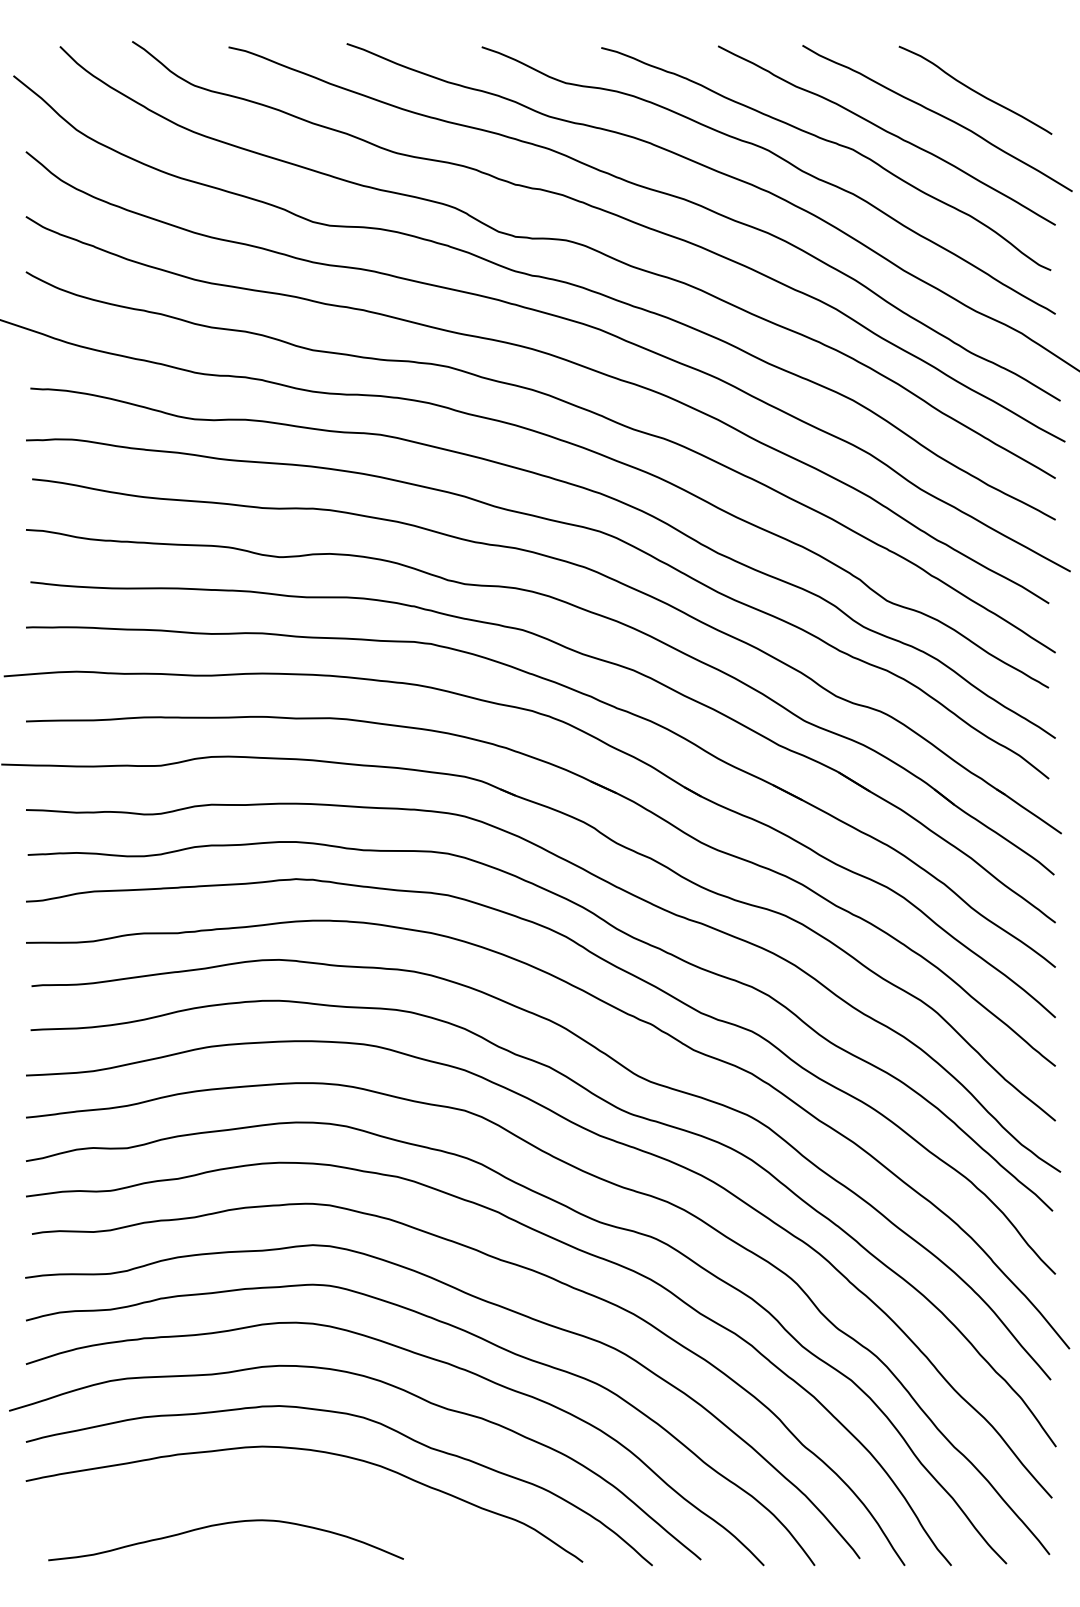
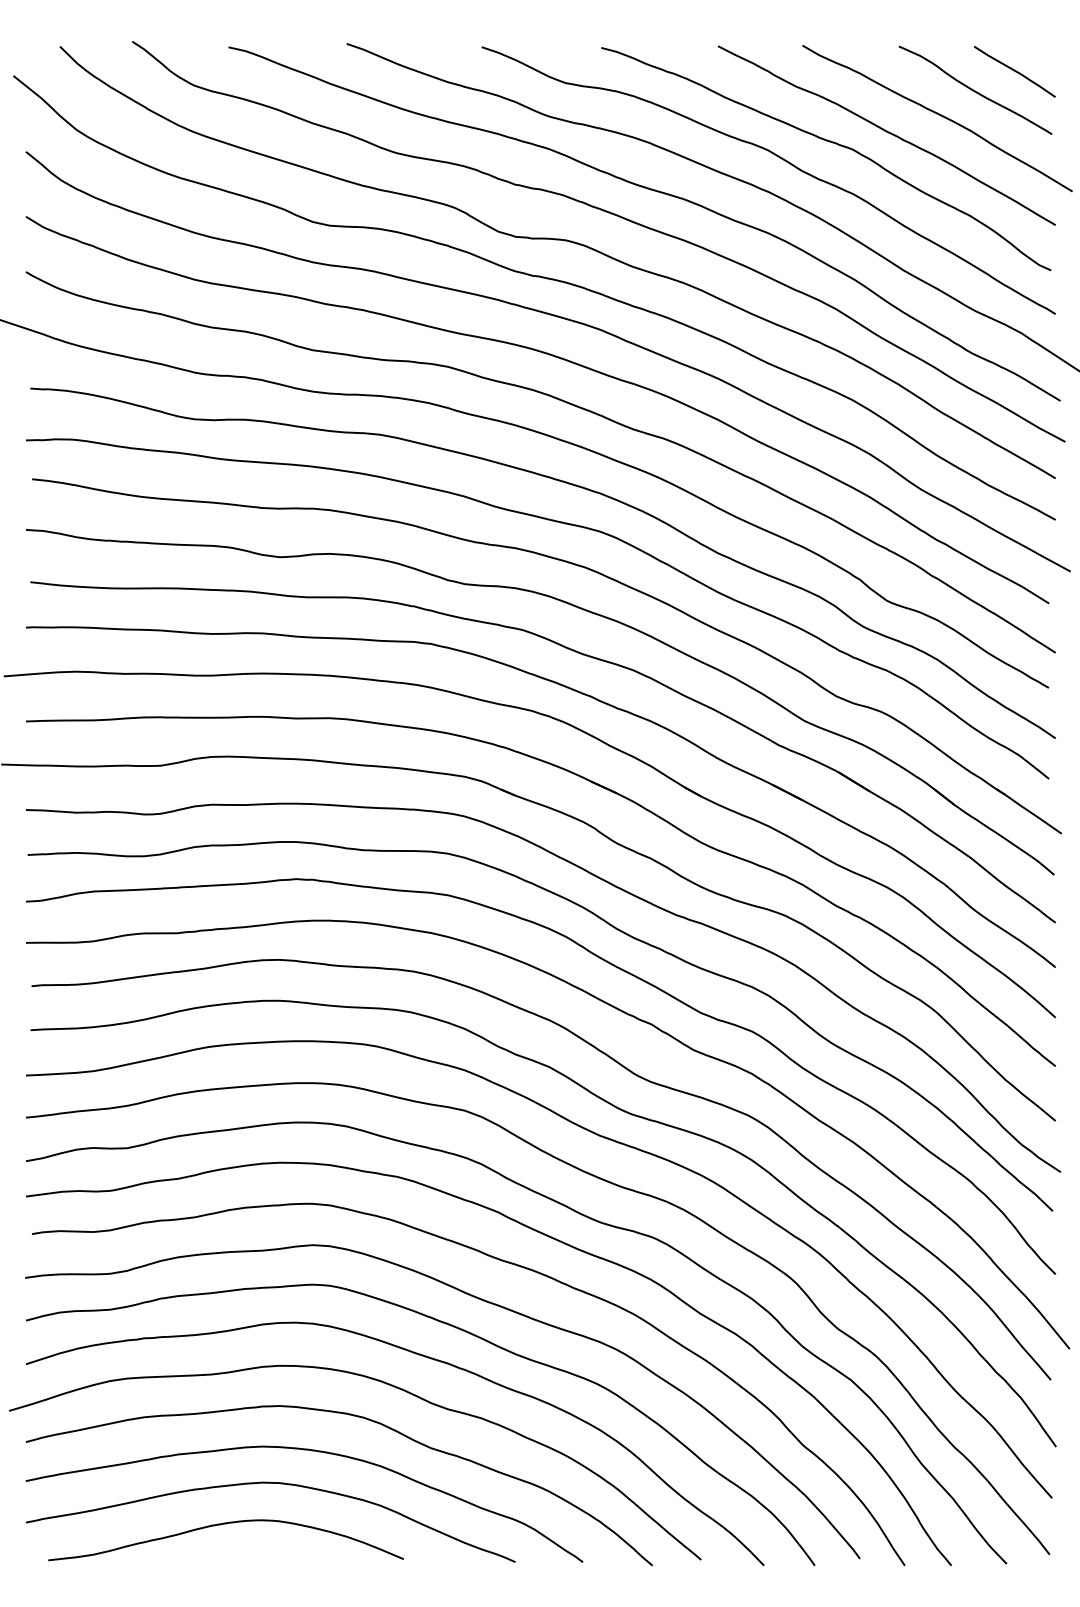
curve: none -> present (1014, 71)
curve: none -> present (270, 1483)
